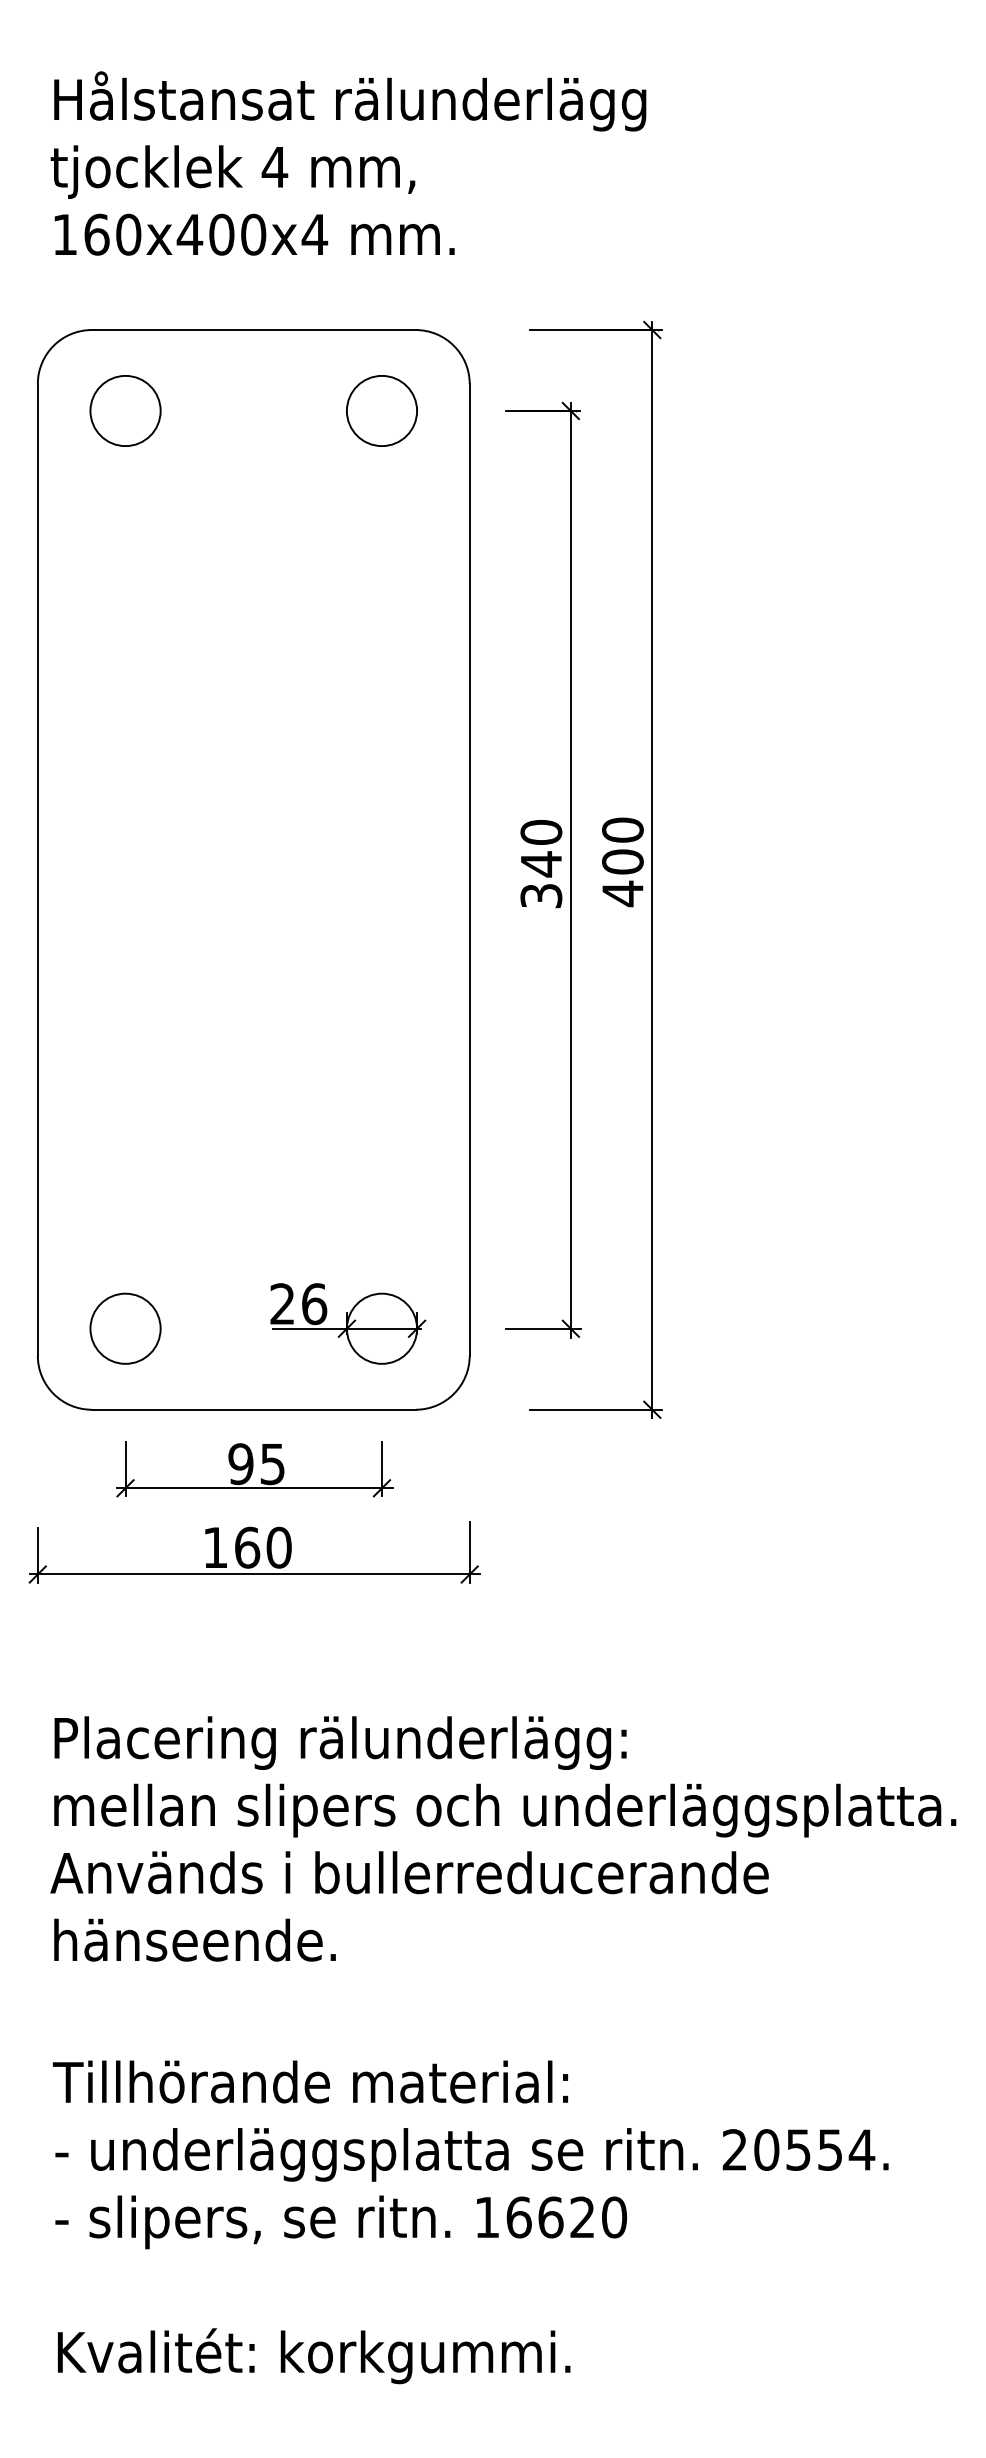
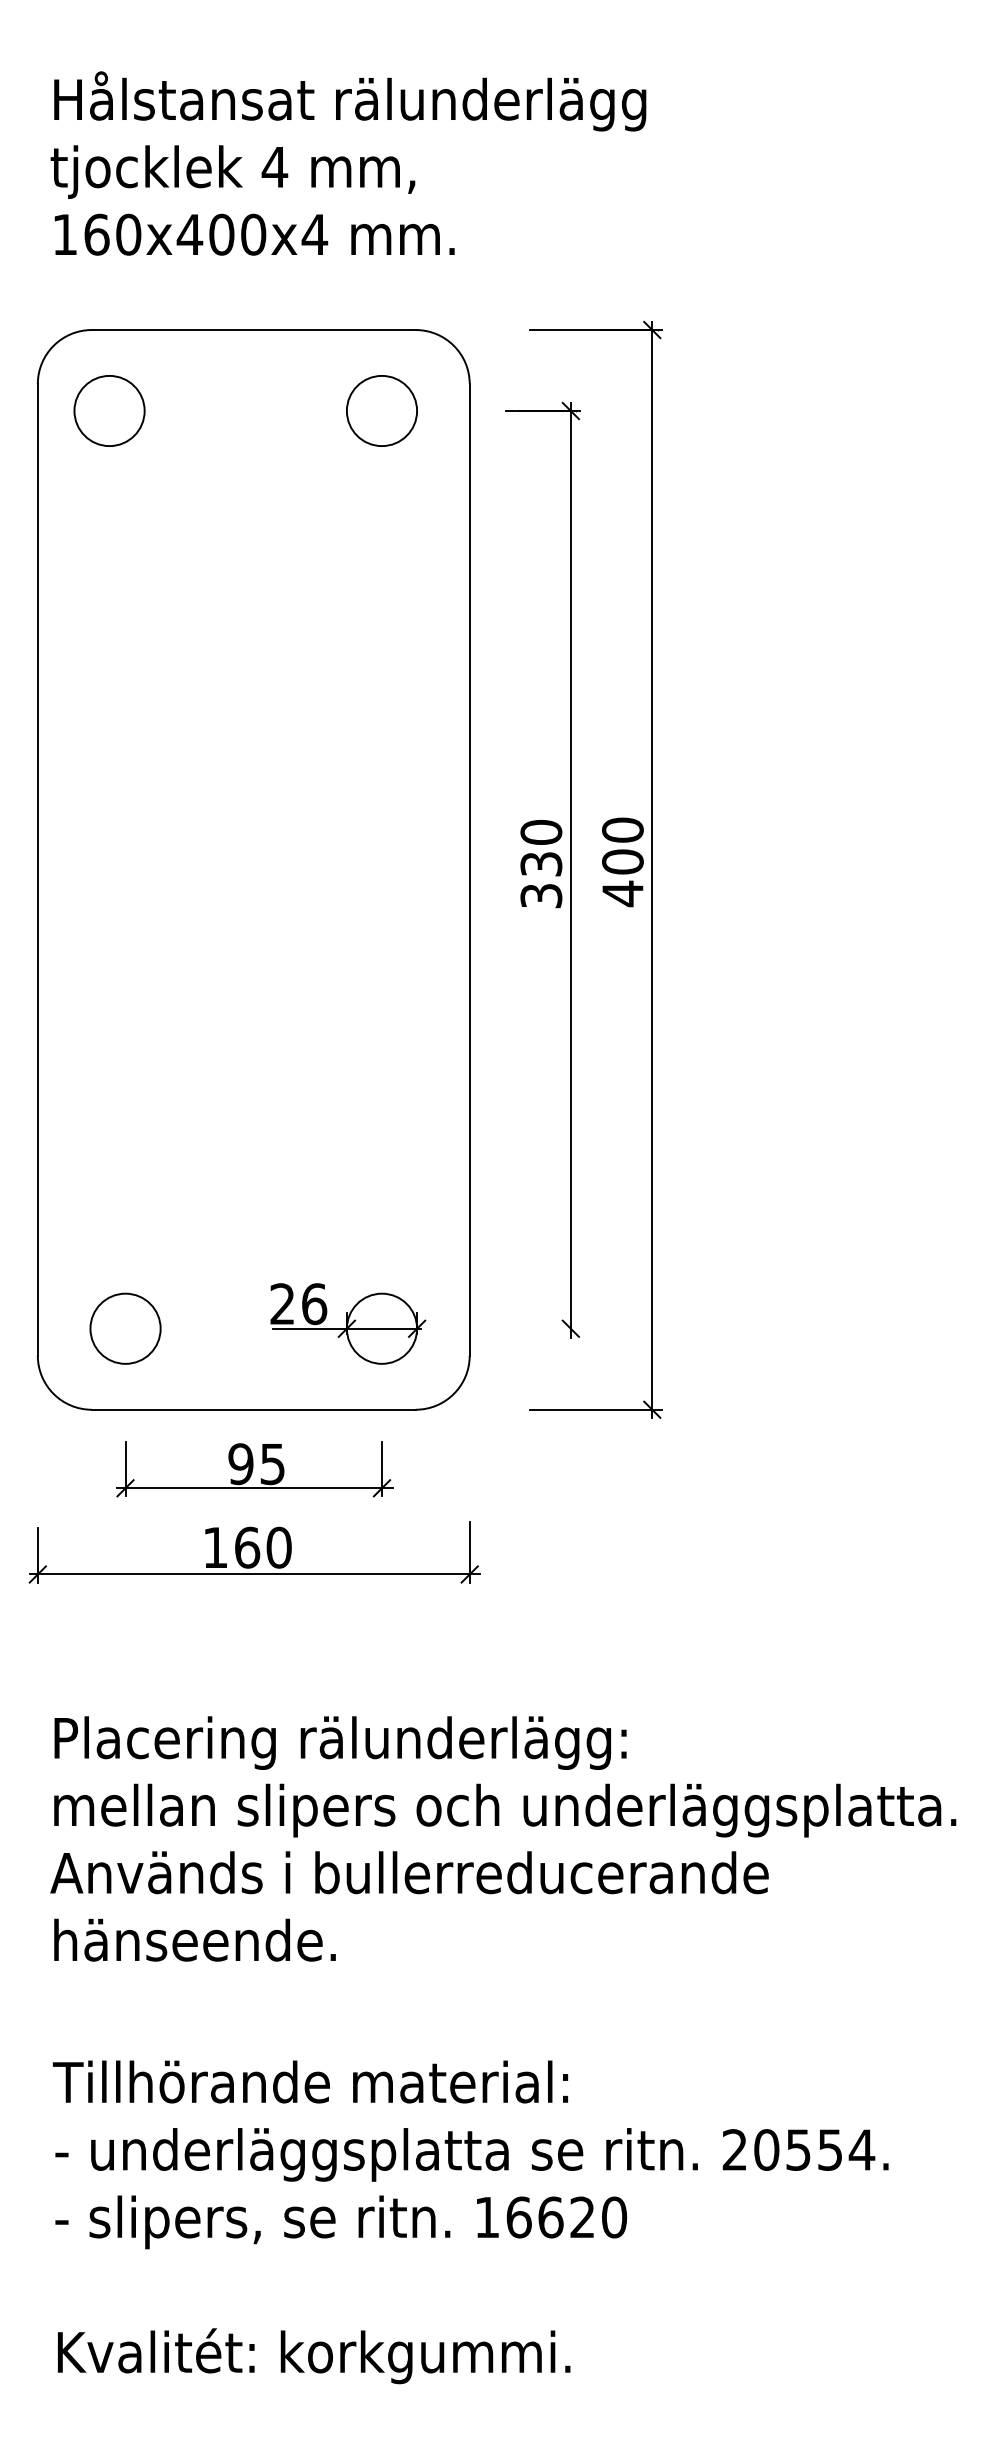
circle position: (125, 410) -> (109, 410) (109, 410)
text: 340 -> 330 (541, 864)
line: present -> none (542, 1328)
